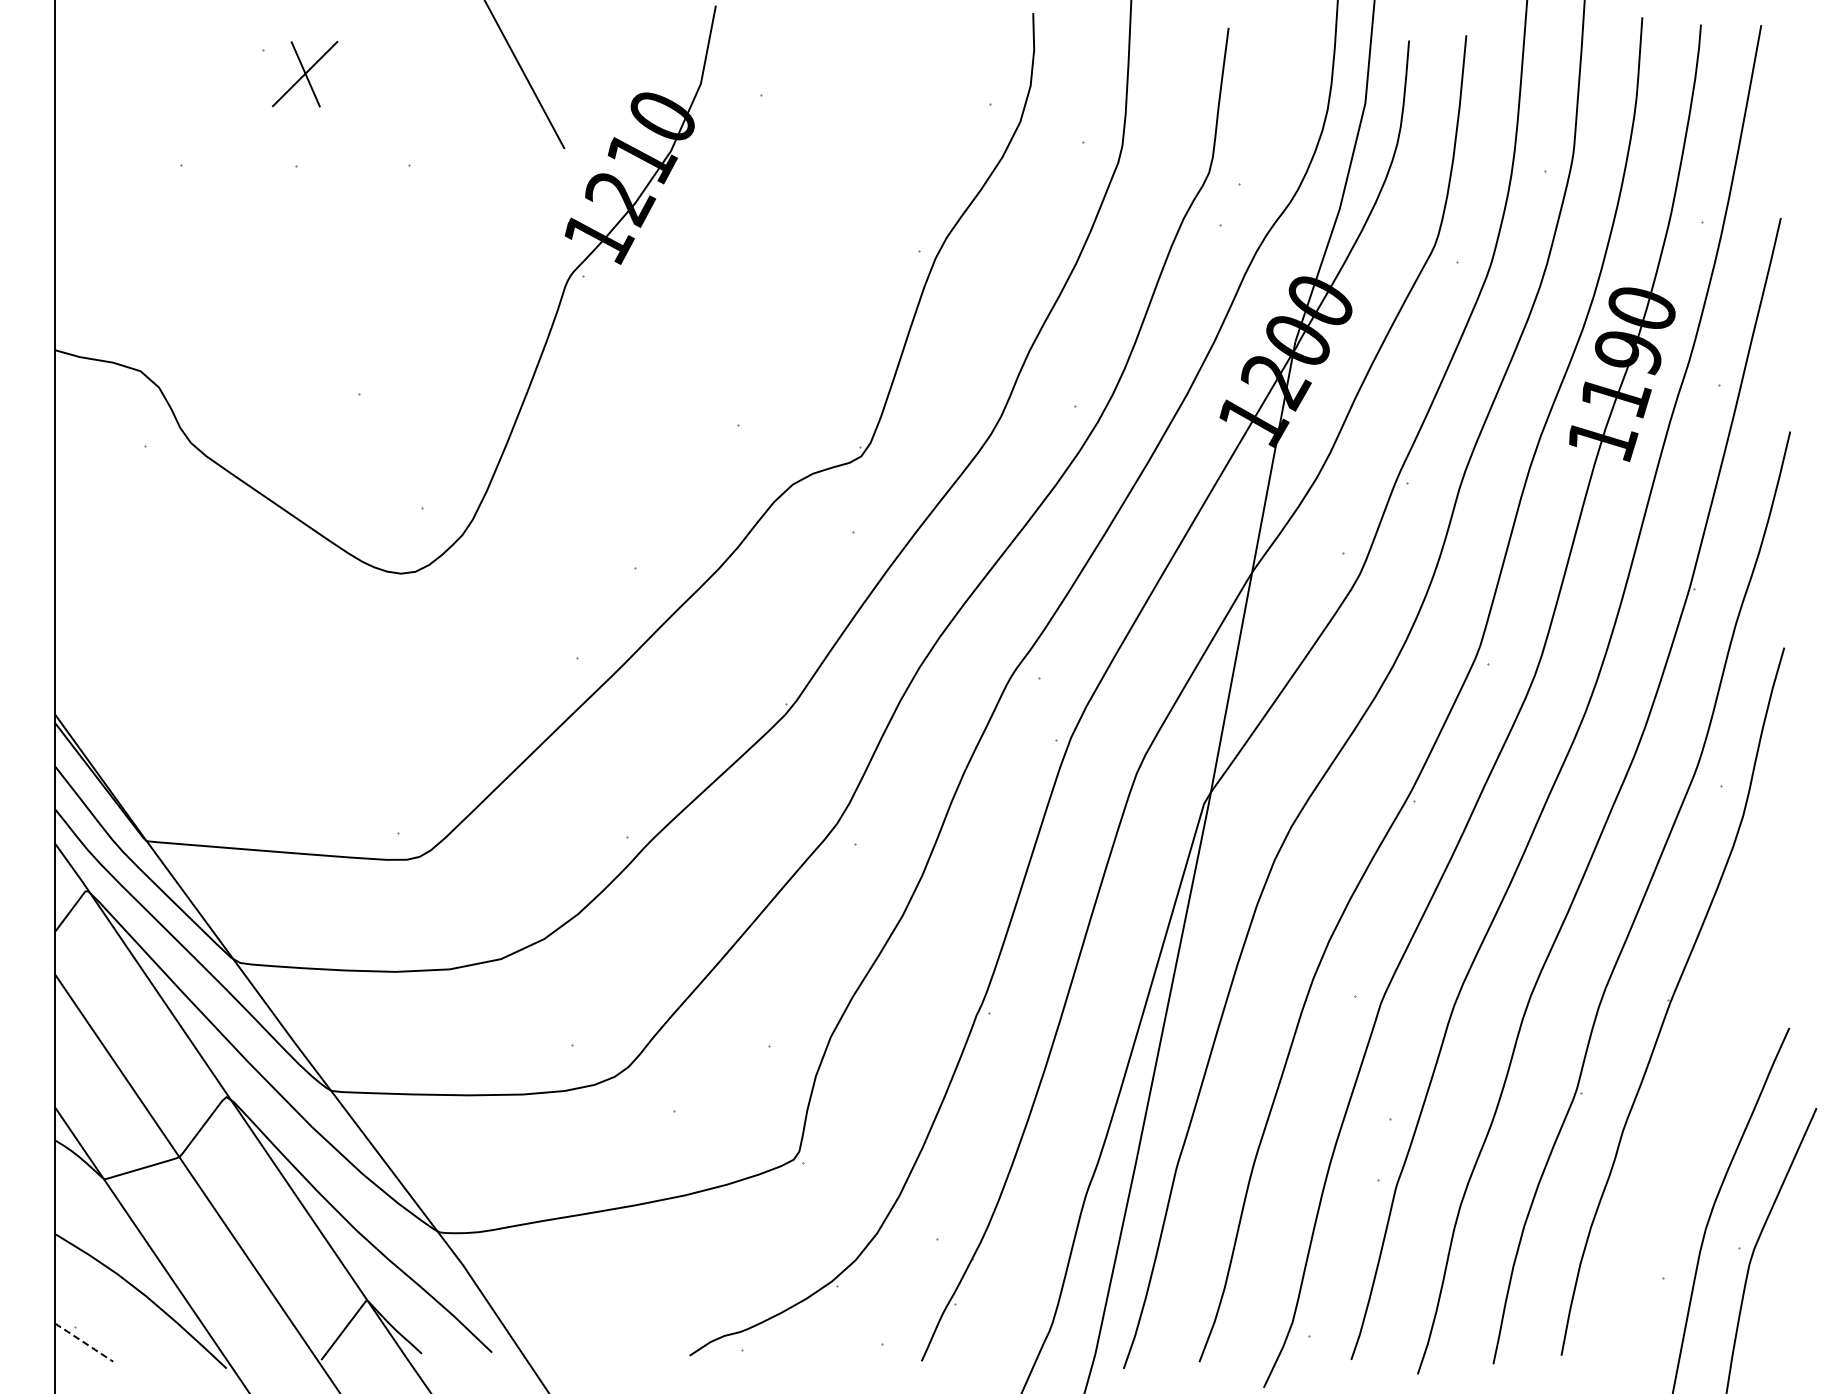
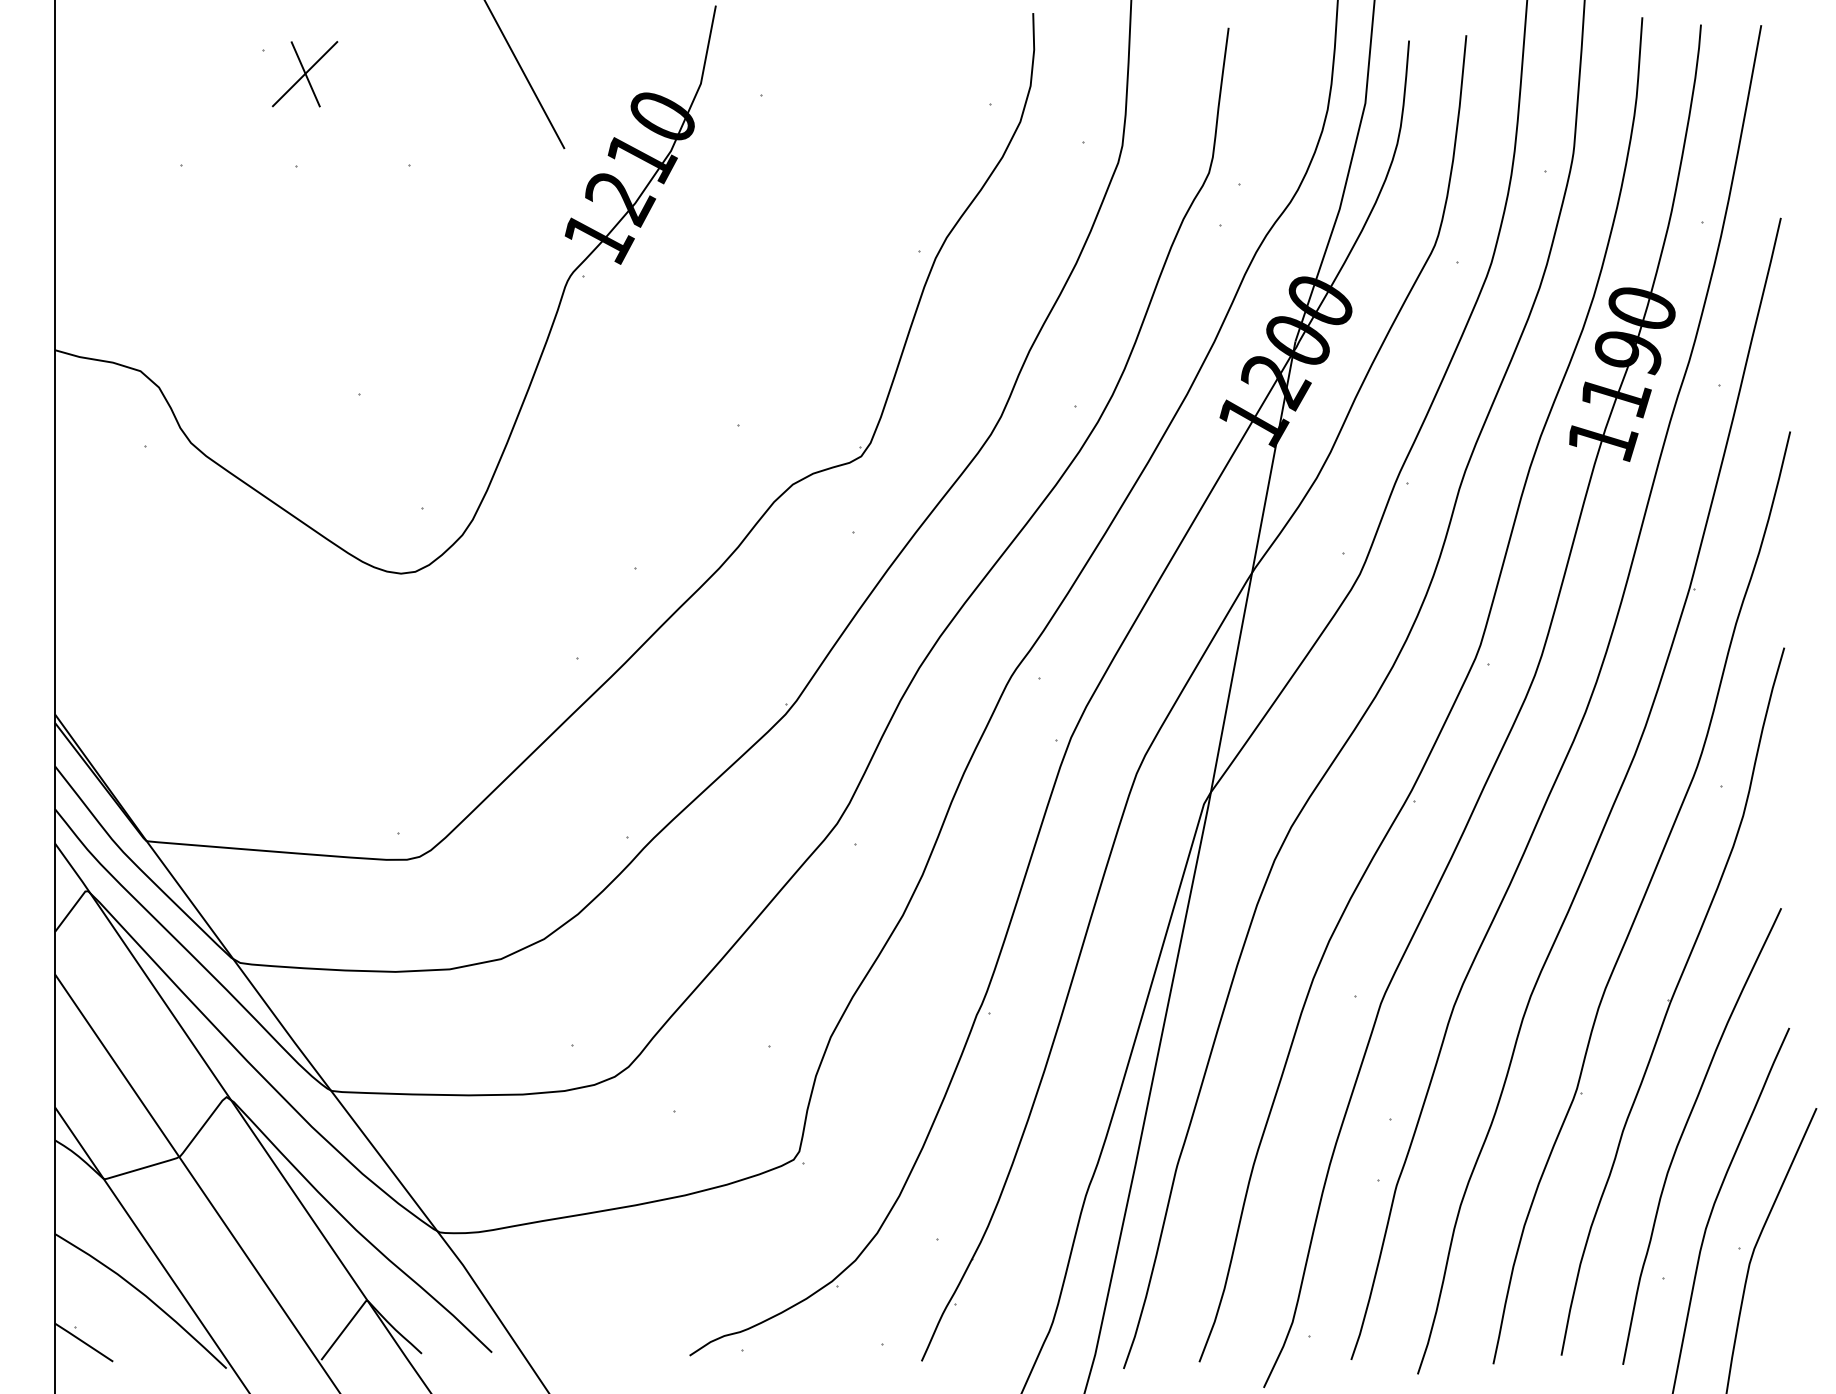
curve: none -> present (1685, 1129)
line: dashed -> solid (84, 1342)
